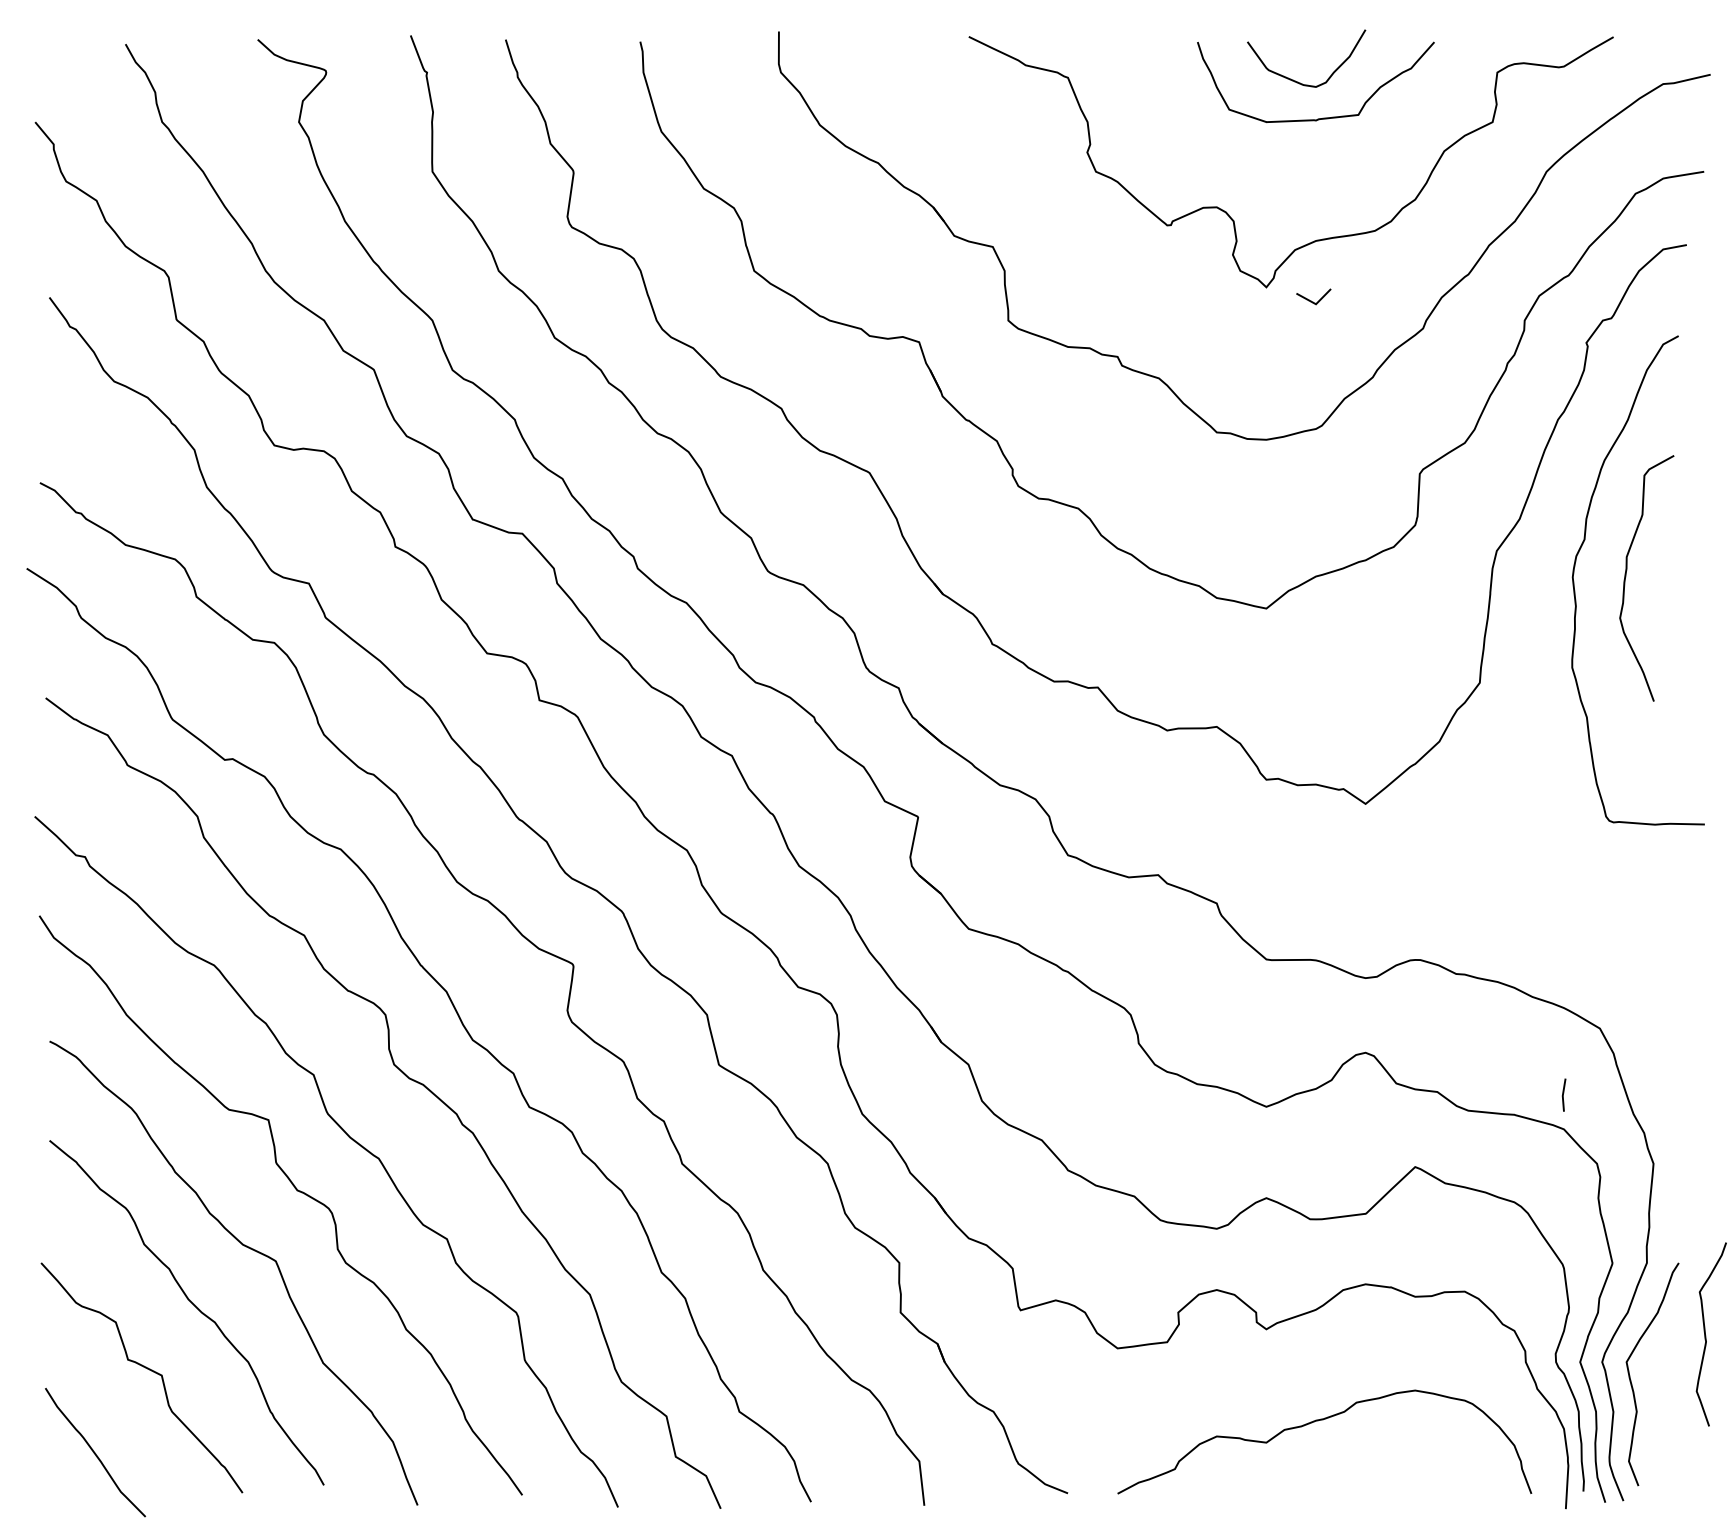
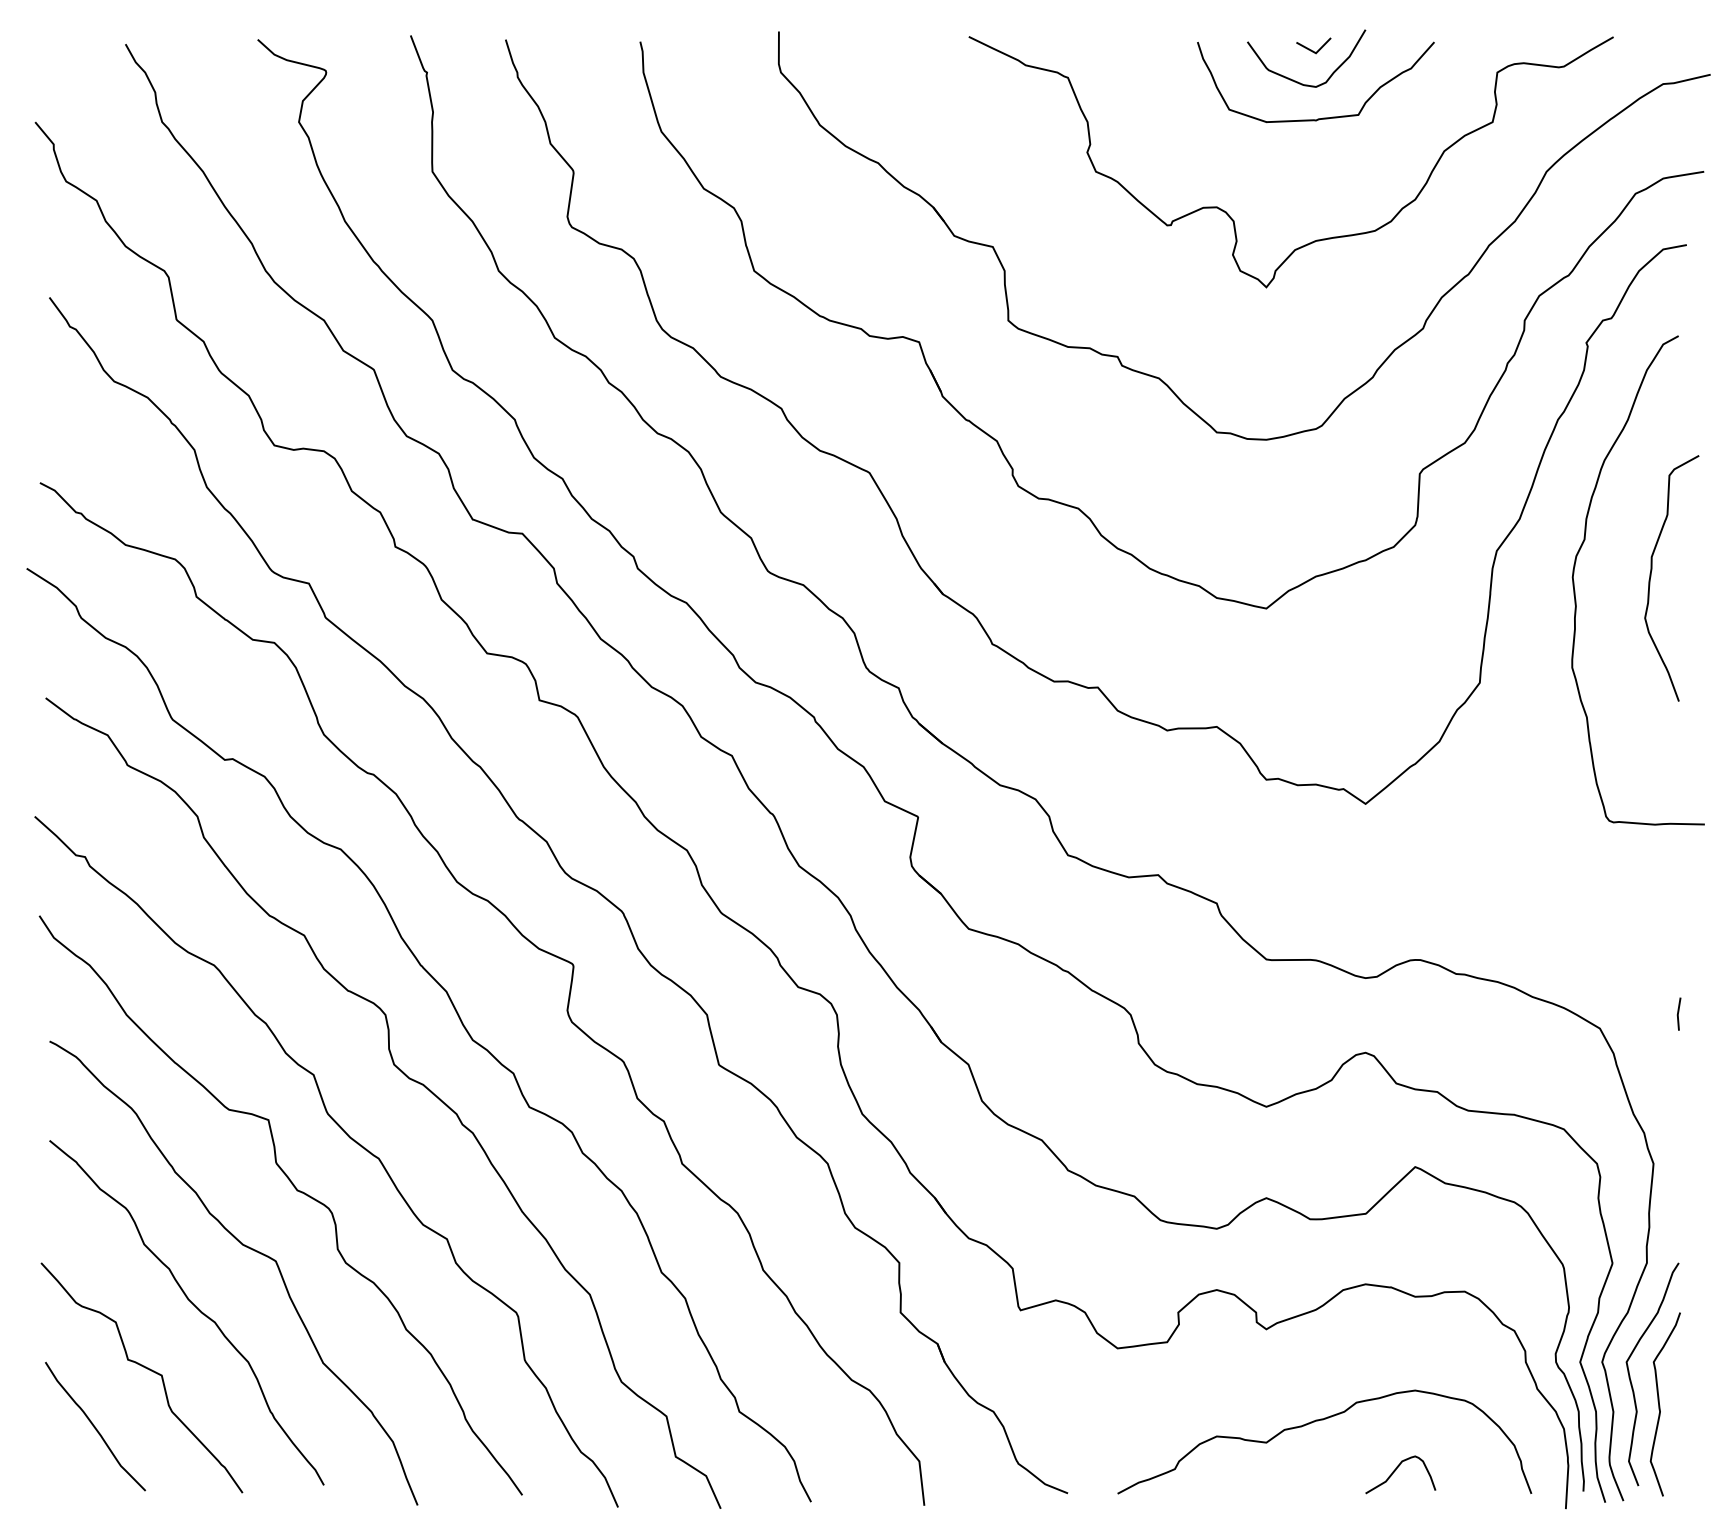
line position: (1311, 300) -> (1311, 49) (1311, 49)
curve position: (1626, 577) -> (1651, 577) (1651, 577)
line position: (1563, 1094) -> (1678, 1013) (1678, 1013)
curve position: (1706, 1335) -> (1660, 1405) (1660, 1405)
curve position: (95, 1452) -> (95, 1426) (95, 1426)
curve: none -> present (1396, 1470)
